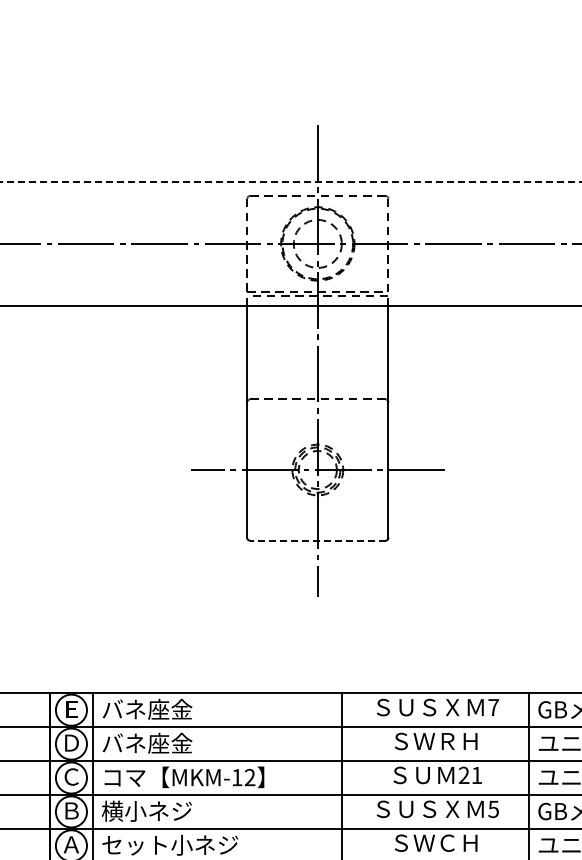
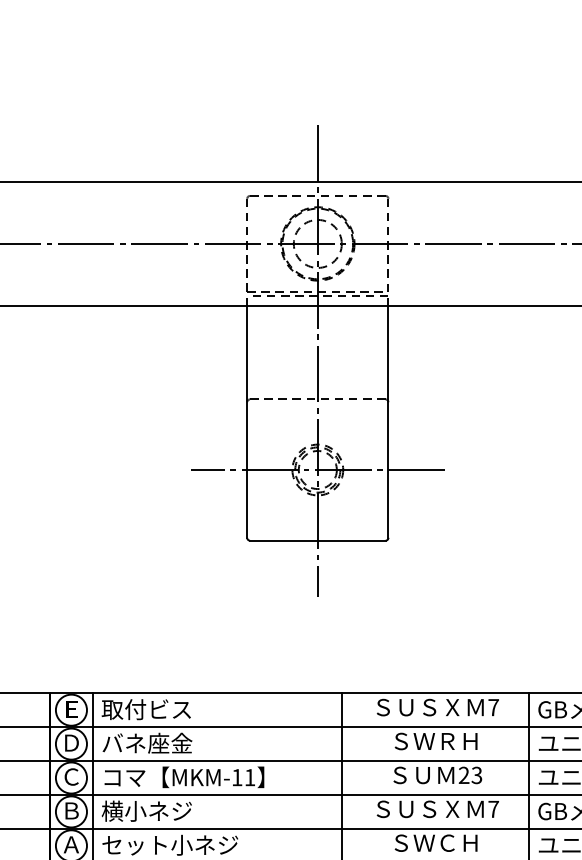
line: dashed -> solid (290, 181)
line: dashed -> solid (317, 540)
text: バネ座金 -> 取付ビス (146, 709)
text: 21 -> 23 (476, 775)
text: MKM-12 -> MKM-11 (249, 777)
text: 5 -> 7 (493, 809)
